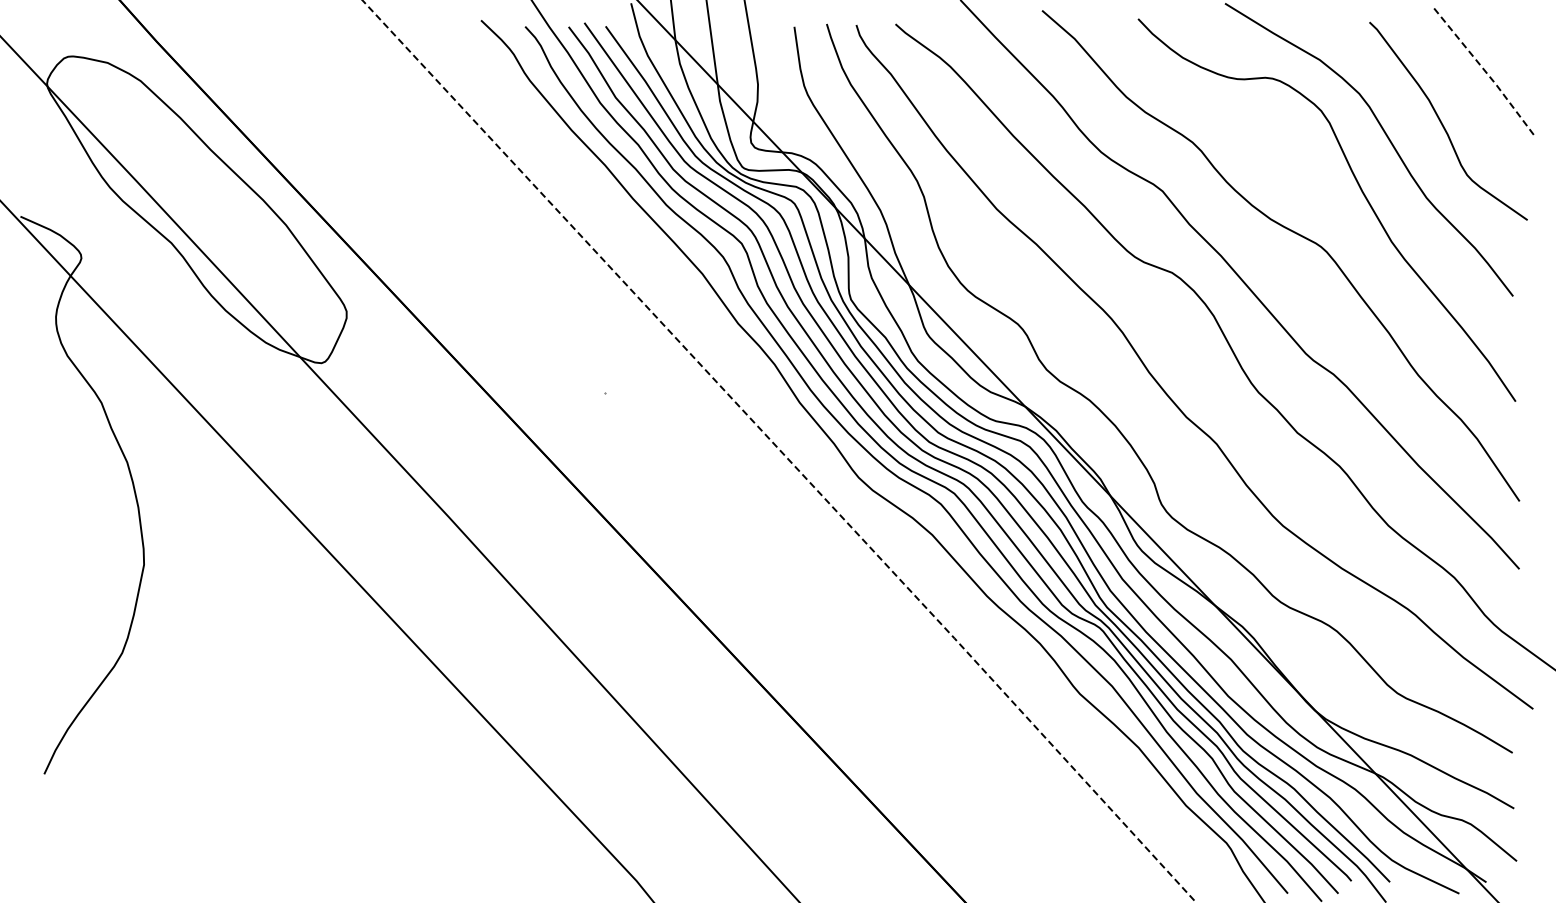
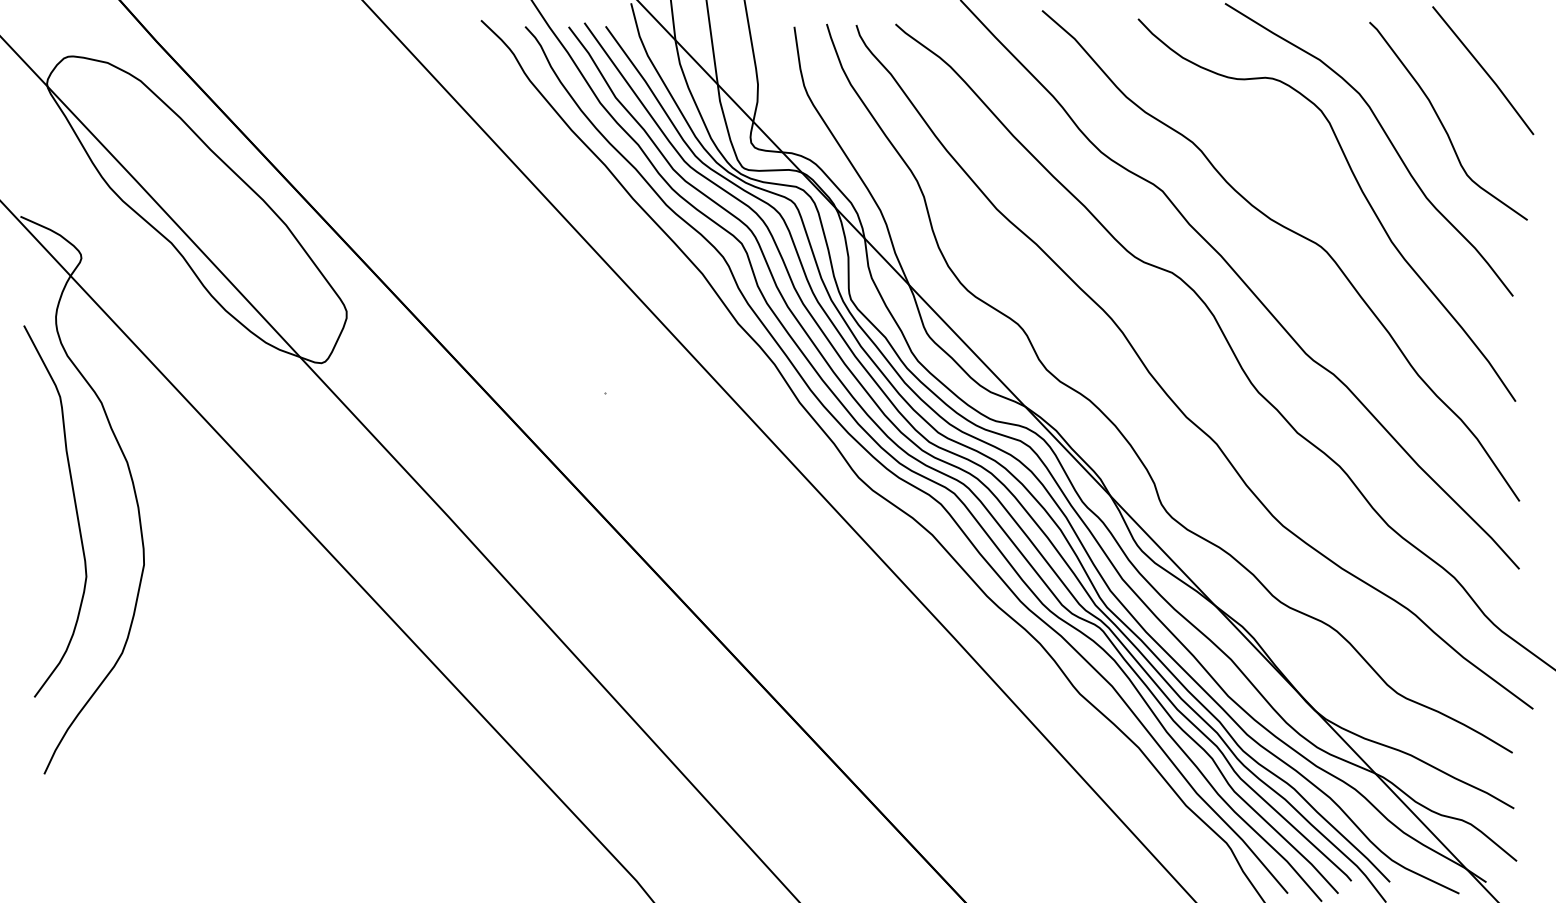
line: dashed -> solid (1484, 70)
line: dashed -> solid (781, 451)
curve: none -> present (74, 505)
